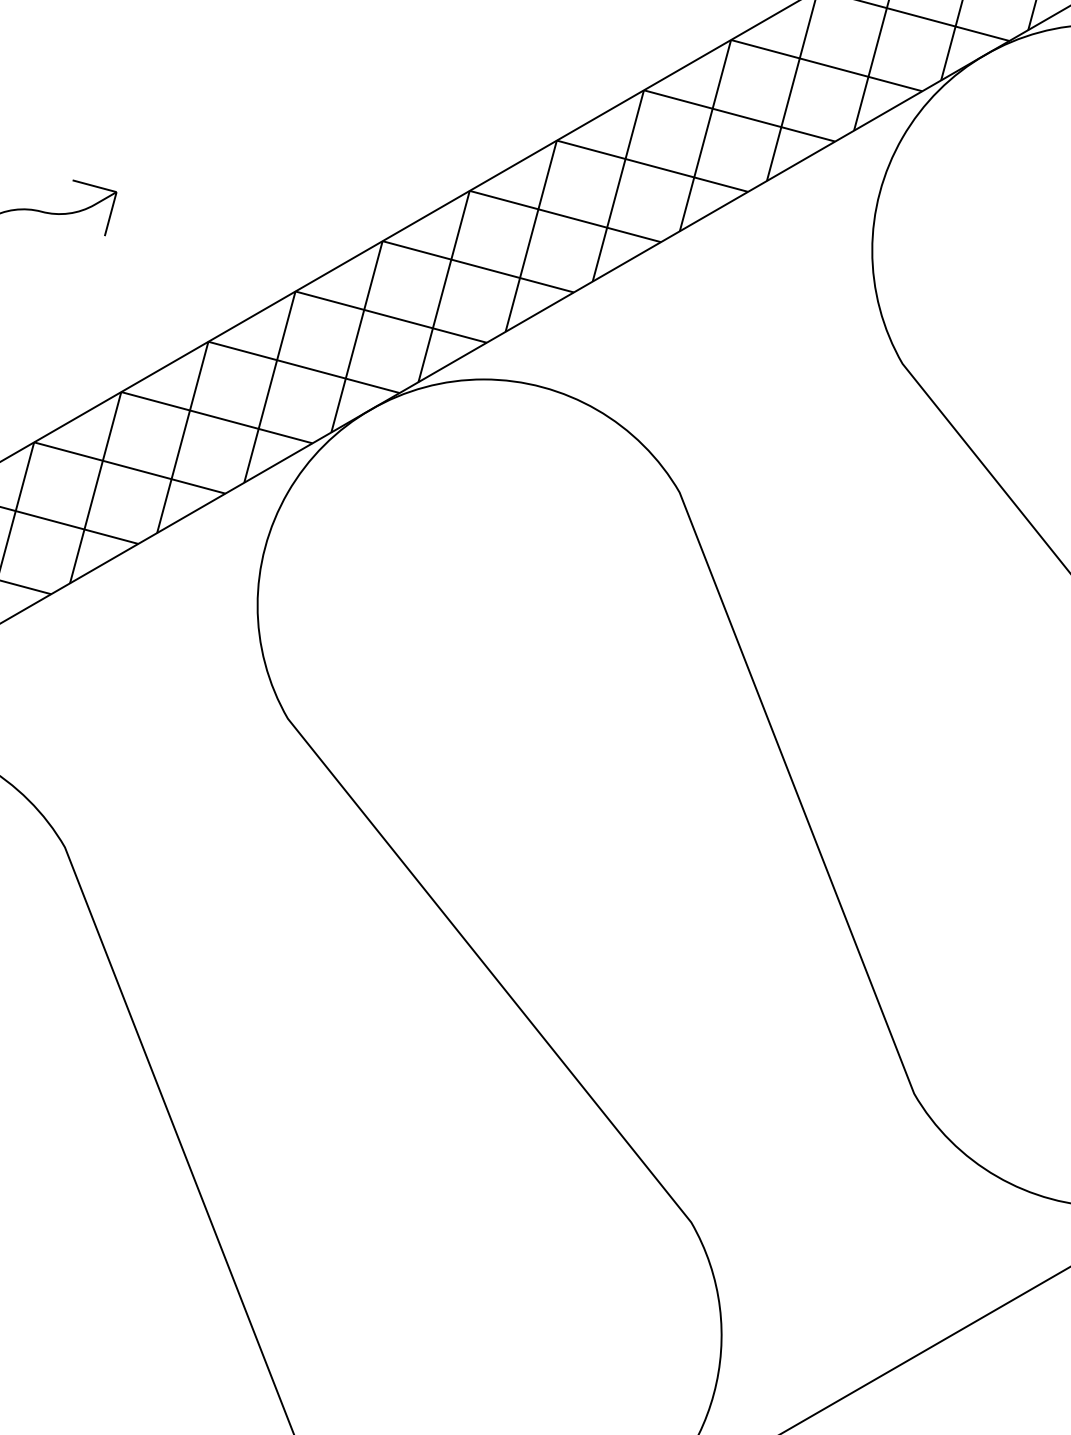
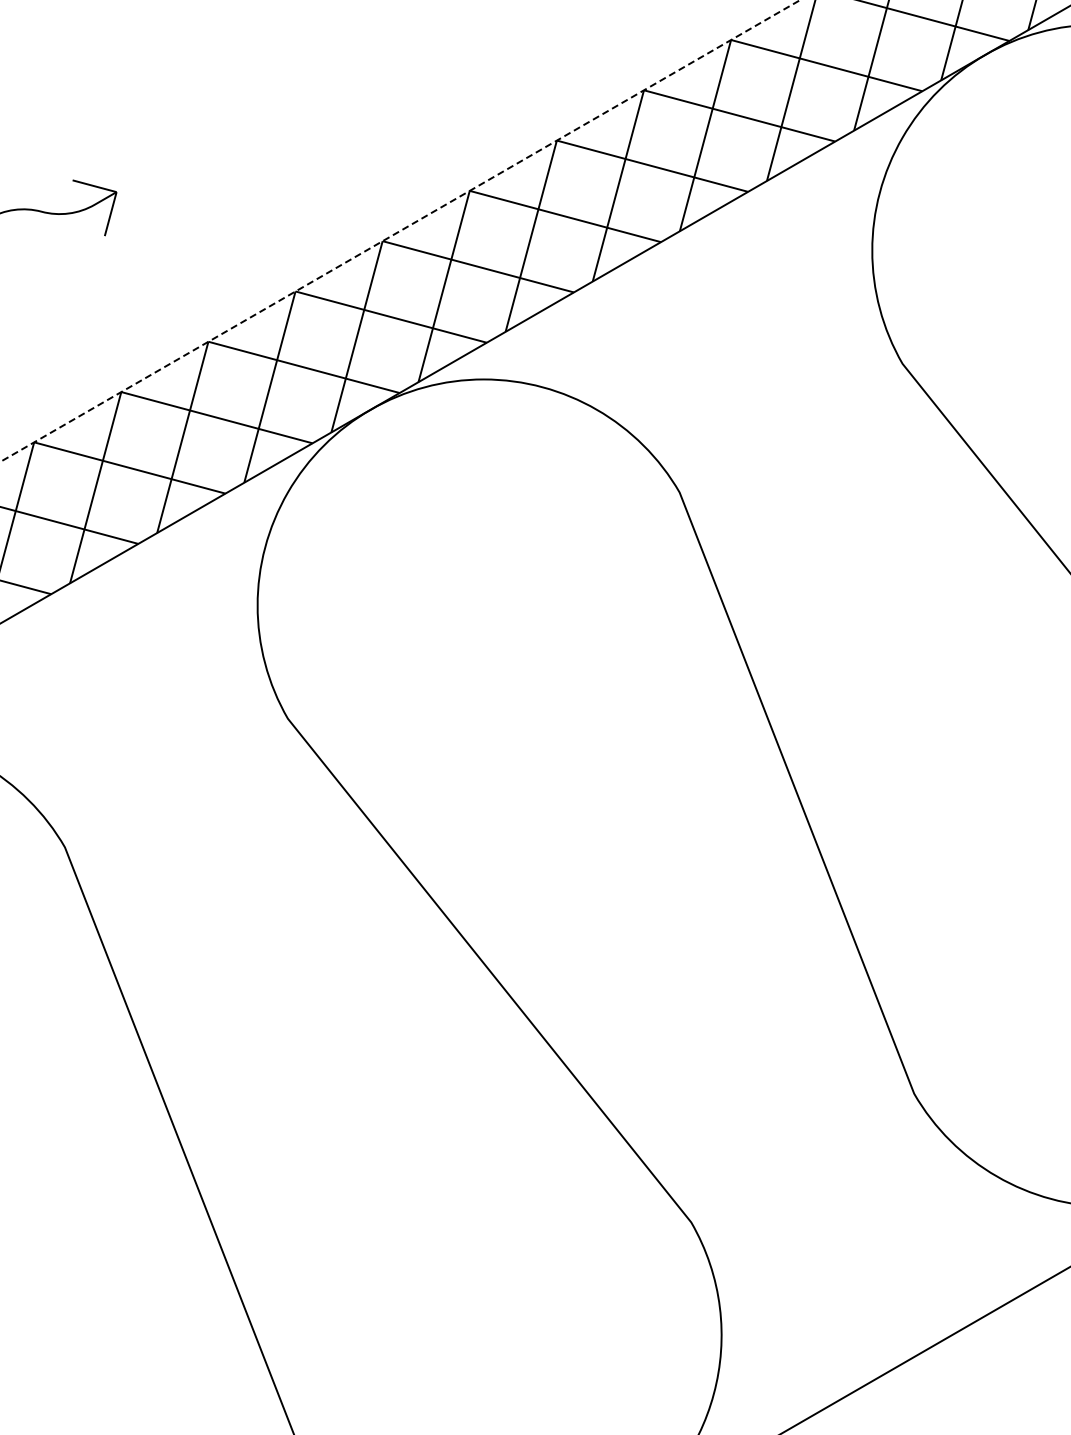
line: solid -> dashed (400, 231)
